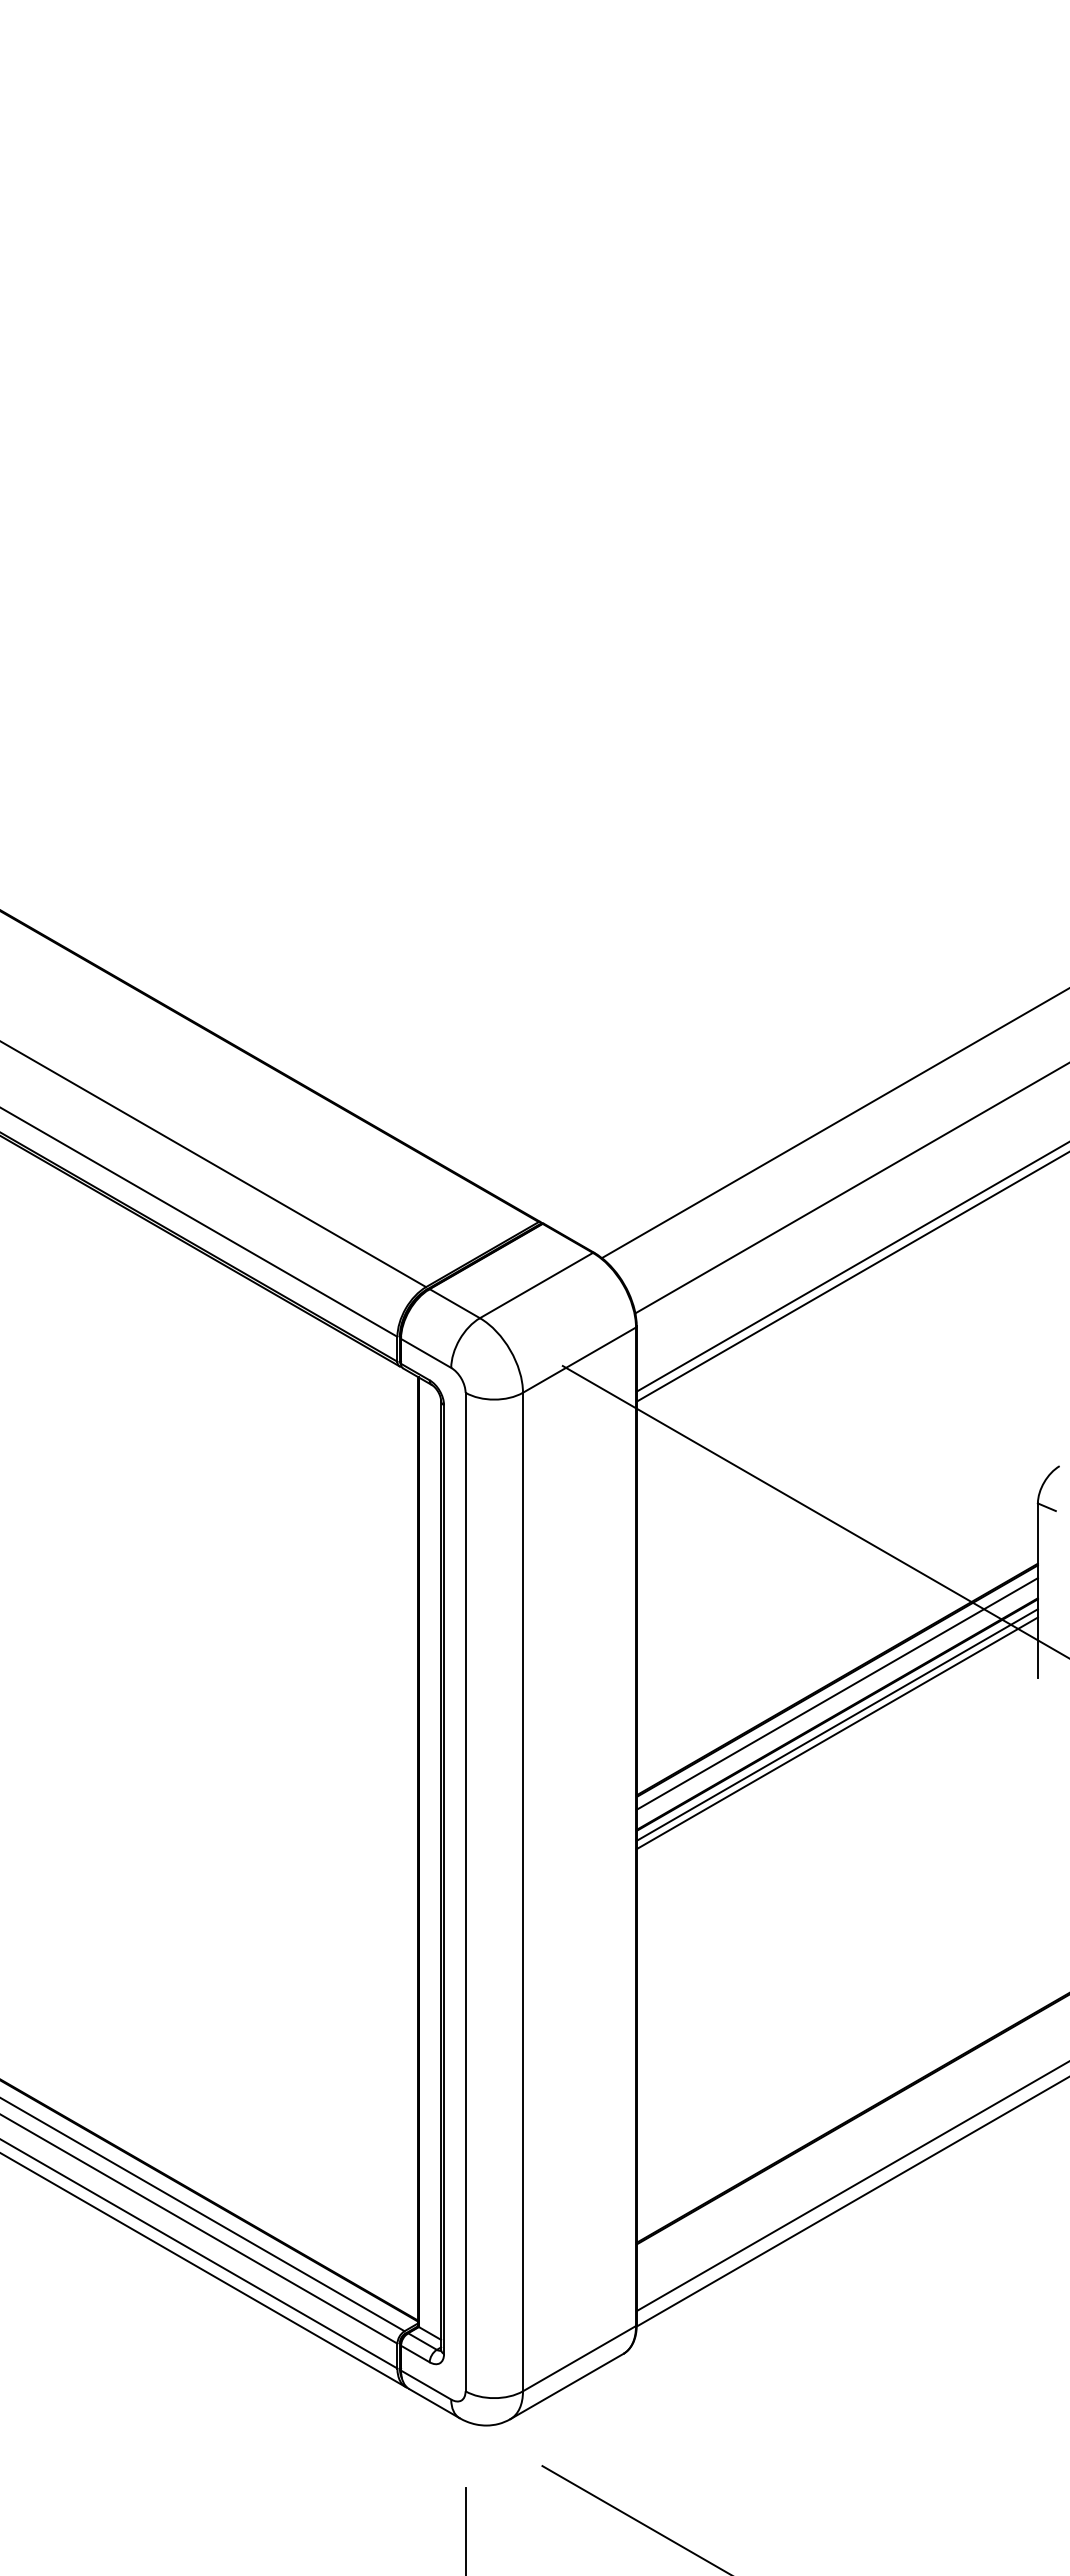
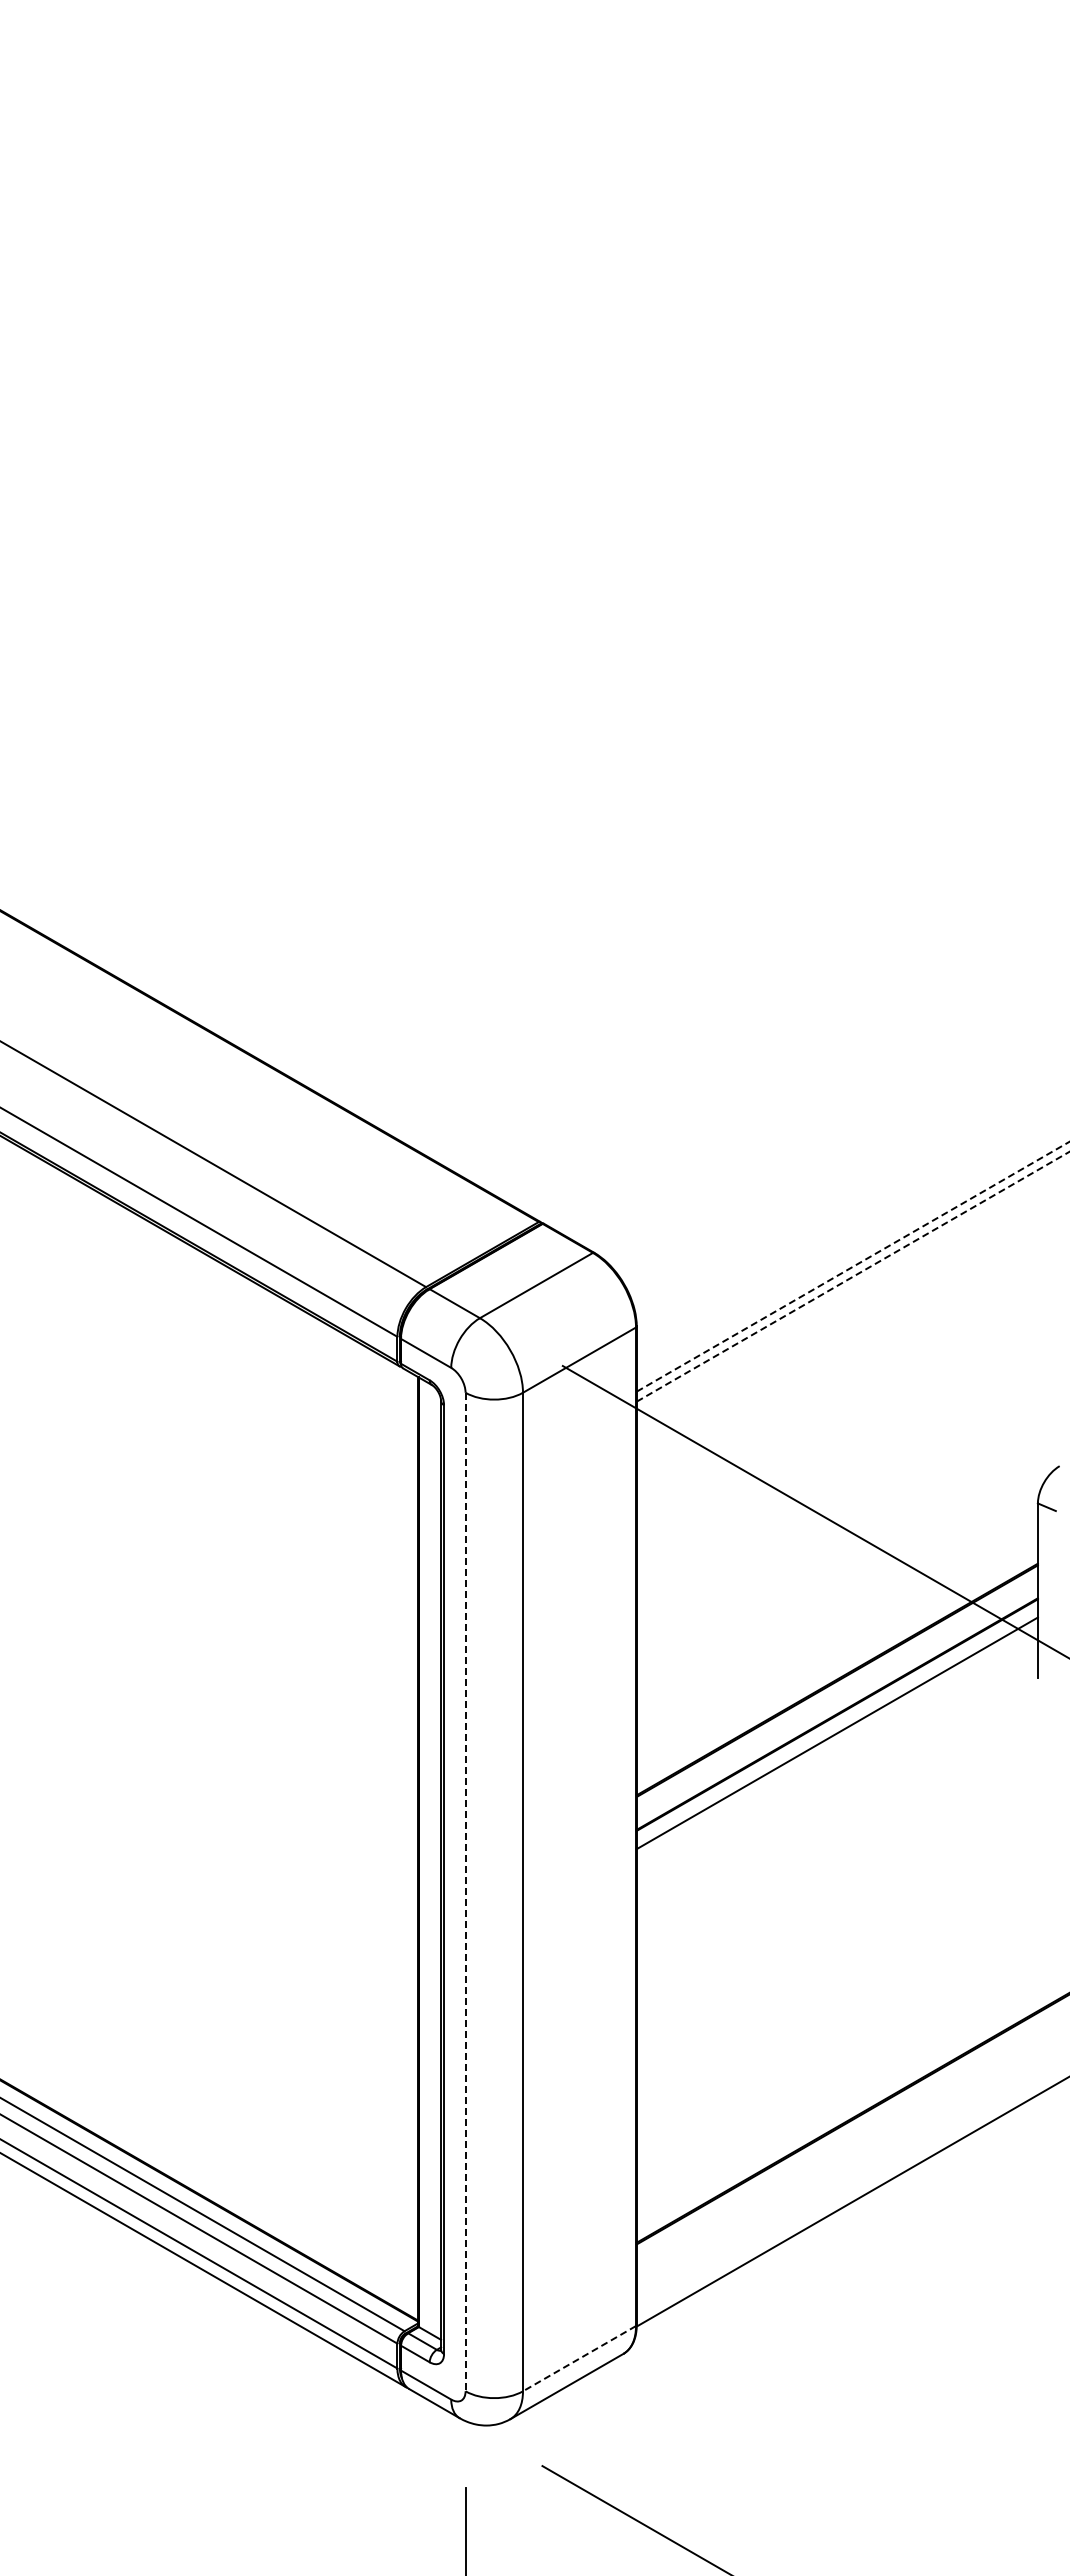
line: present -> none (833, 1124)
line: present -> none (850, 1188)
line: solid -> dashed (853, 1266)
line: solid -> dashed (853, 1276)
line: present -> none (836, 1693)
line: present -> none (836, 1724)
line: solid -> dashed (465, 1892)
line: present -> none (851, 2187)
line: solid -> dashed (579, 2358)
